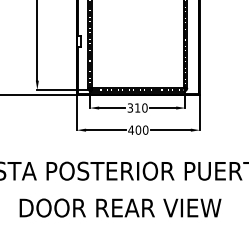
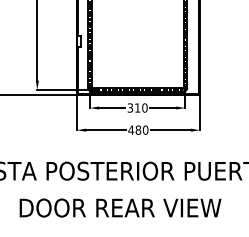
text: 400 -> 480 (138, 129)
